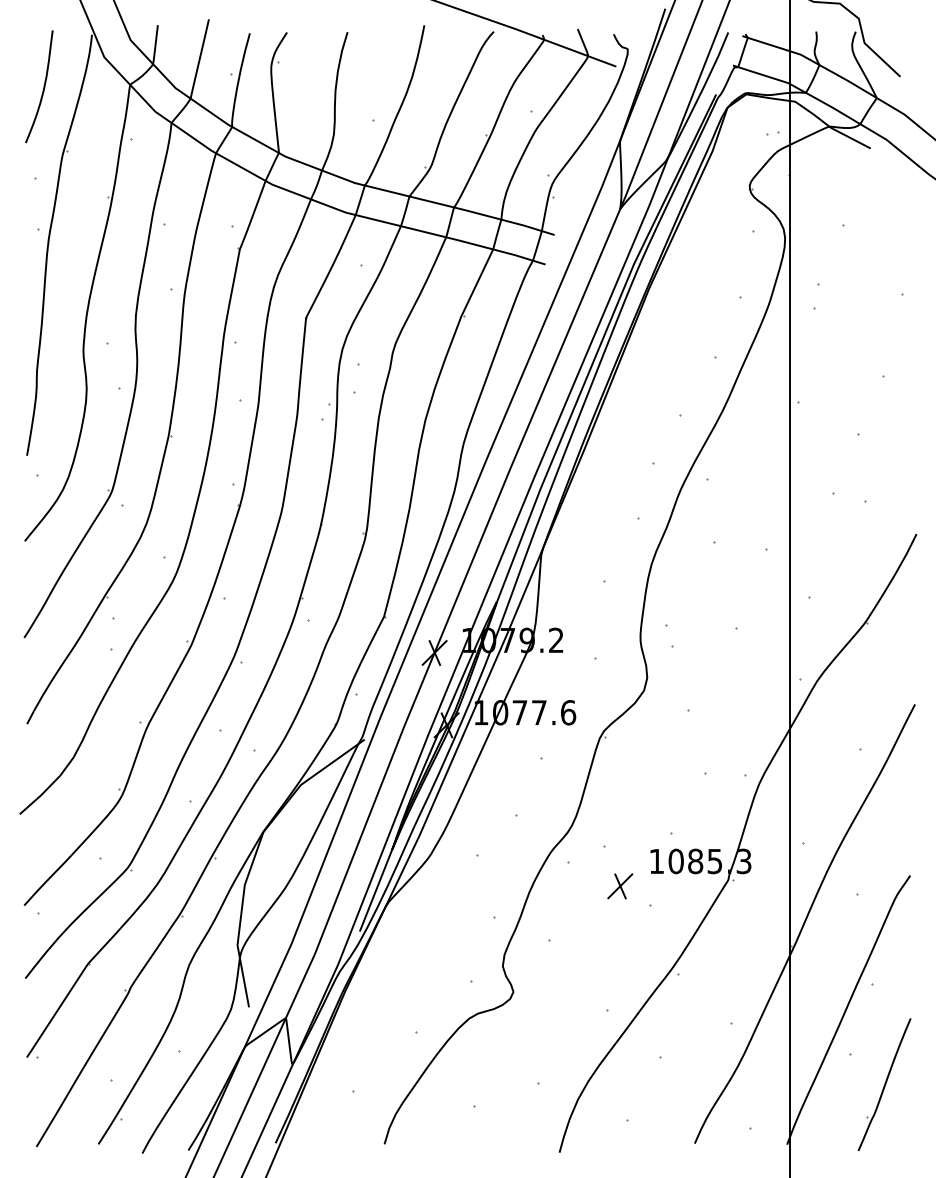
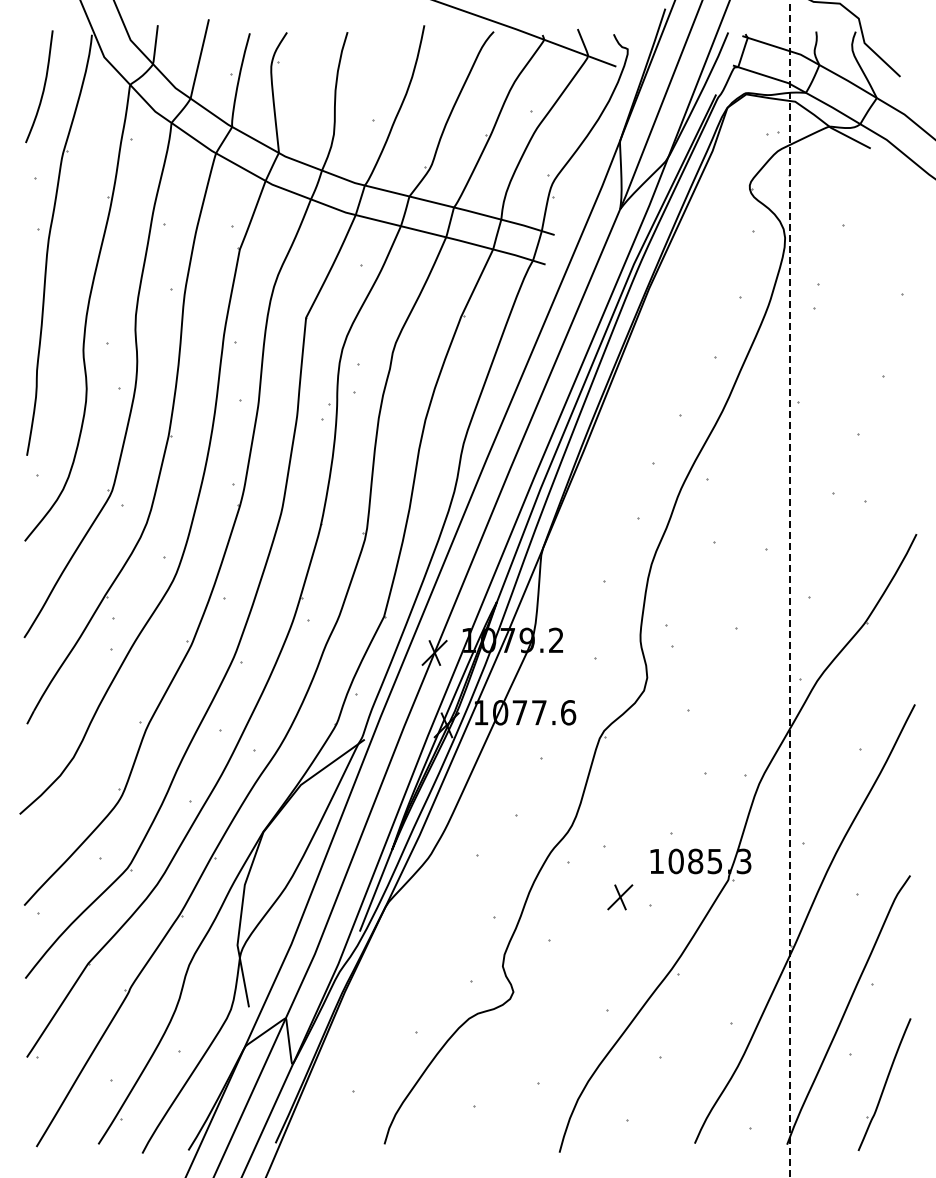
line: solid -> dashed (789, 589)
part position: (620, 886) -> (620, 897) (620, 897)
